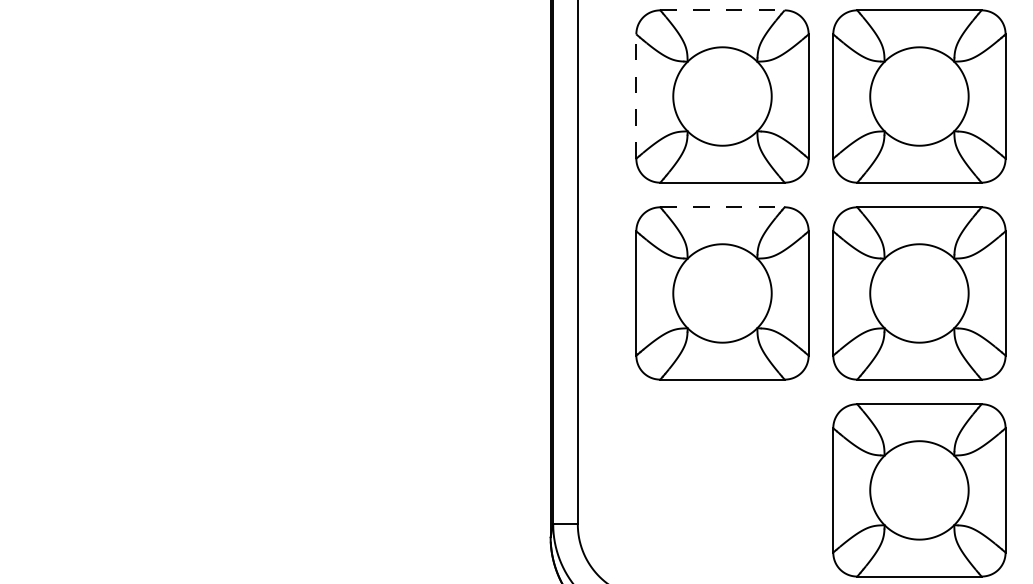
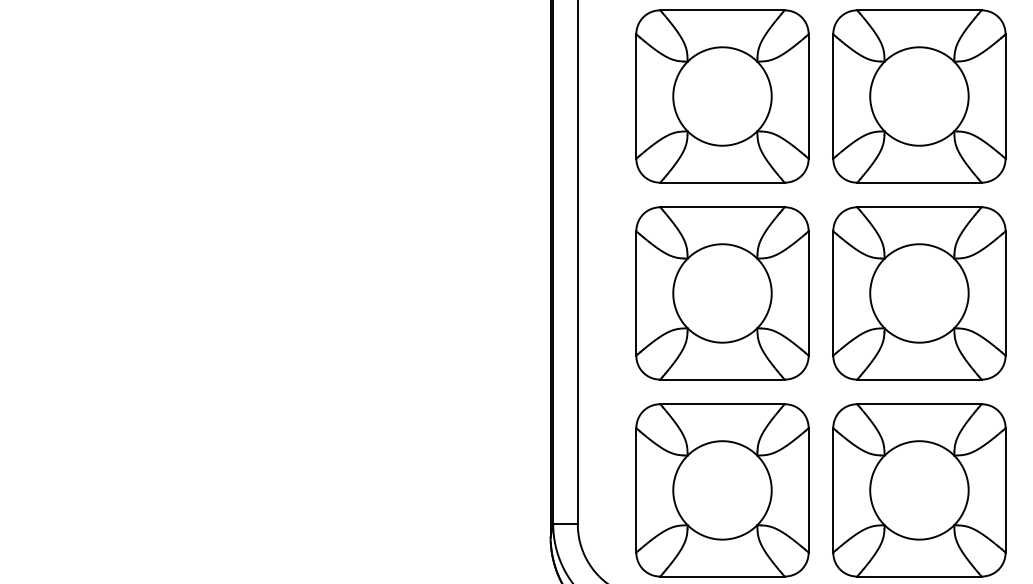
line: dashed -> solid (723, 10)
line: dashed -> solid (636, 96)
line: dashed -> solid (723, 207)
part: none -> present (722, 490)
